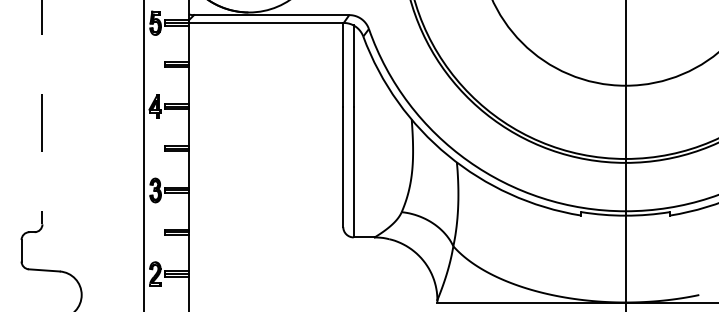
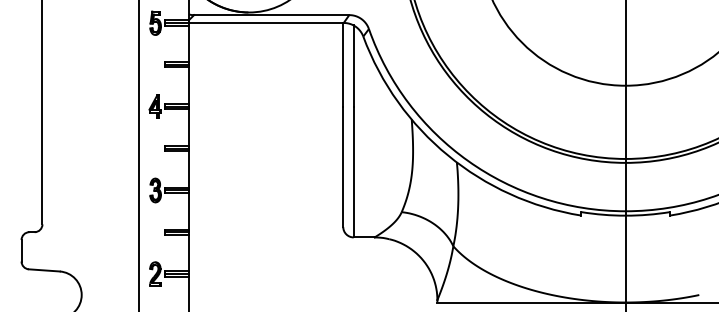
line: dashed -> solid (42, 112)
line position: (144, 155) -> (139, 155) (139, 155)
